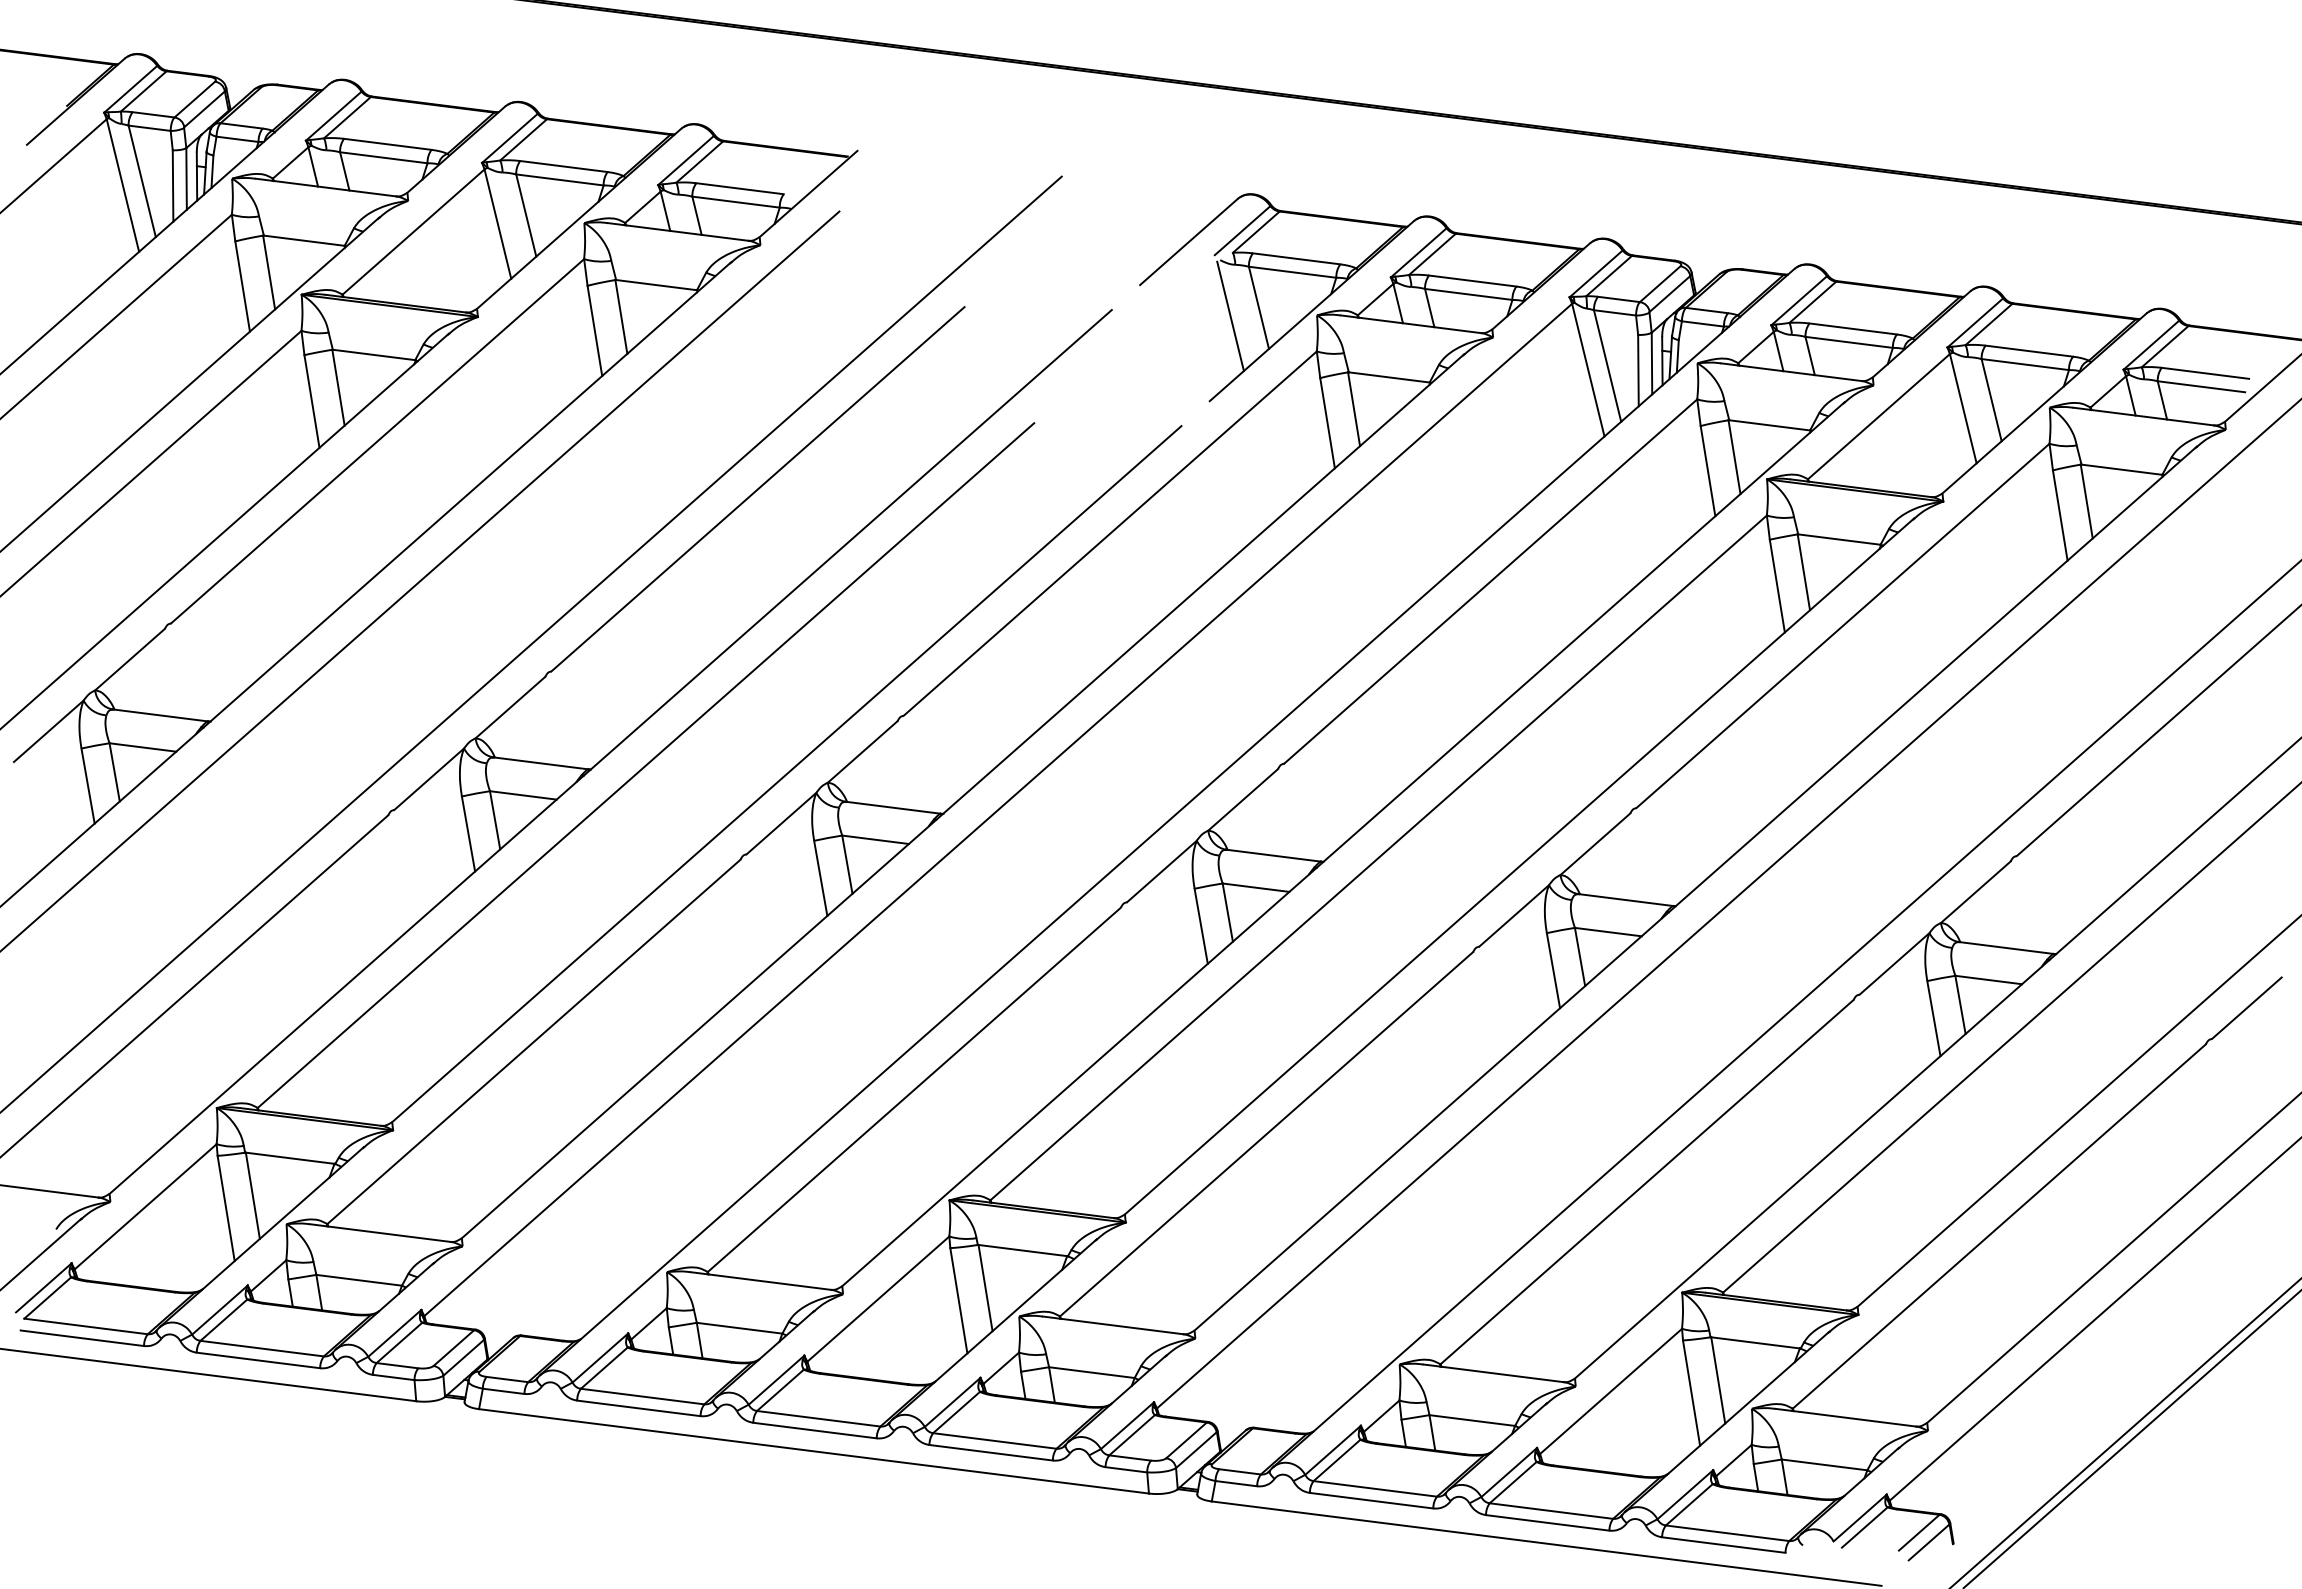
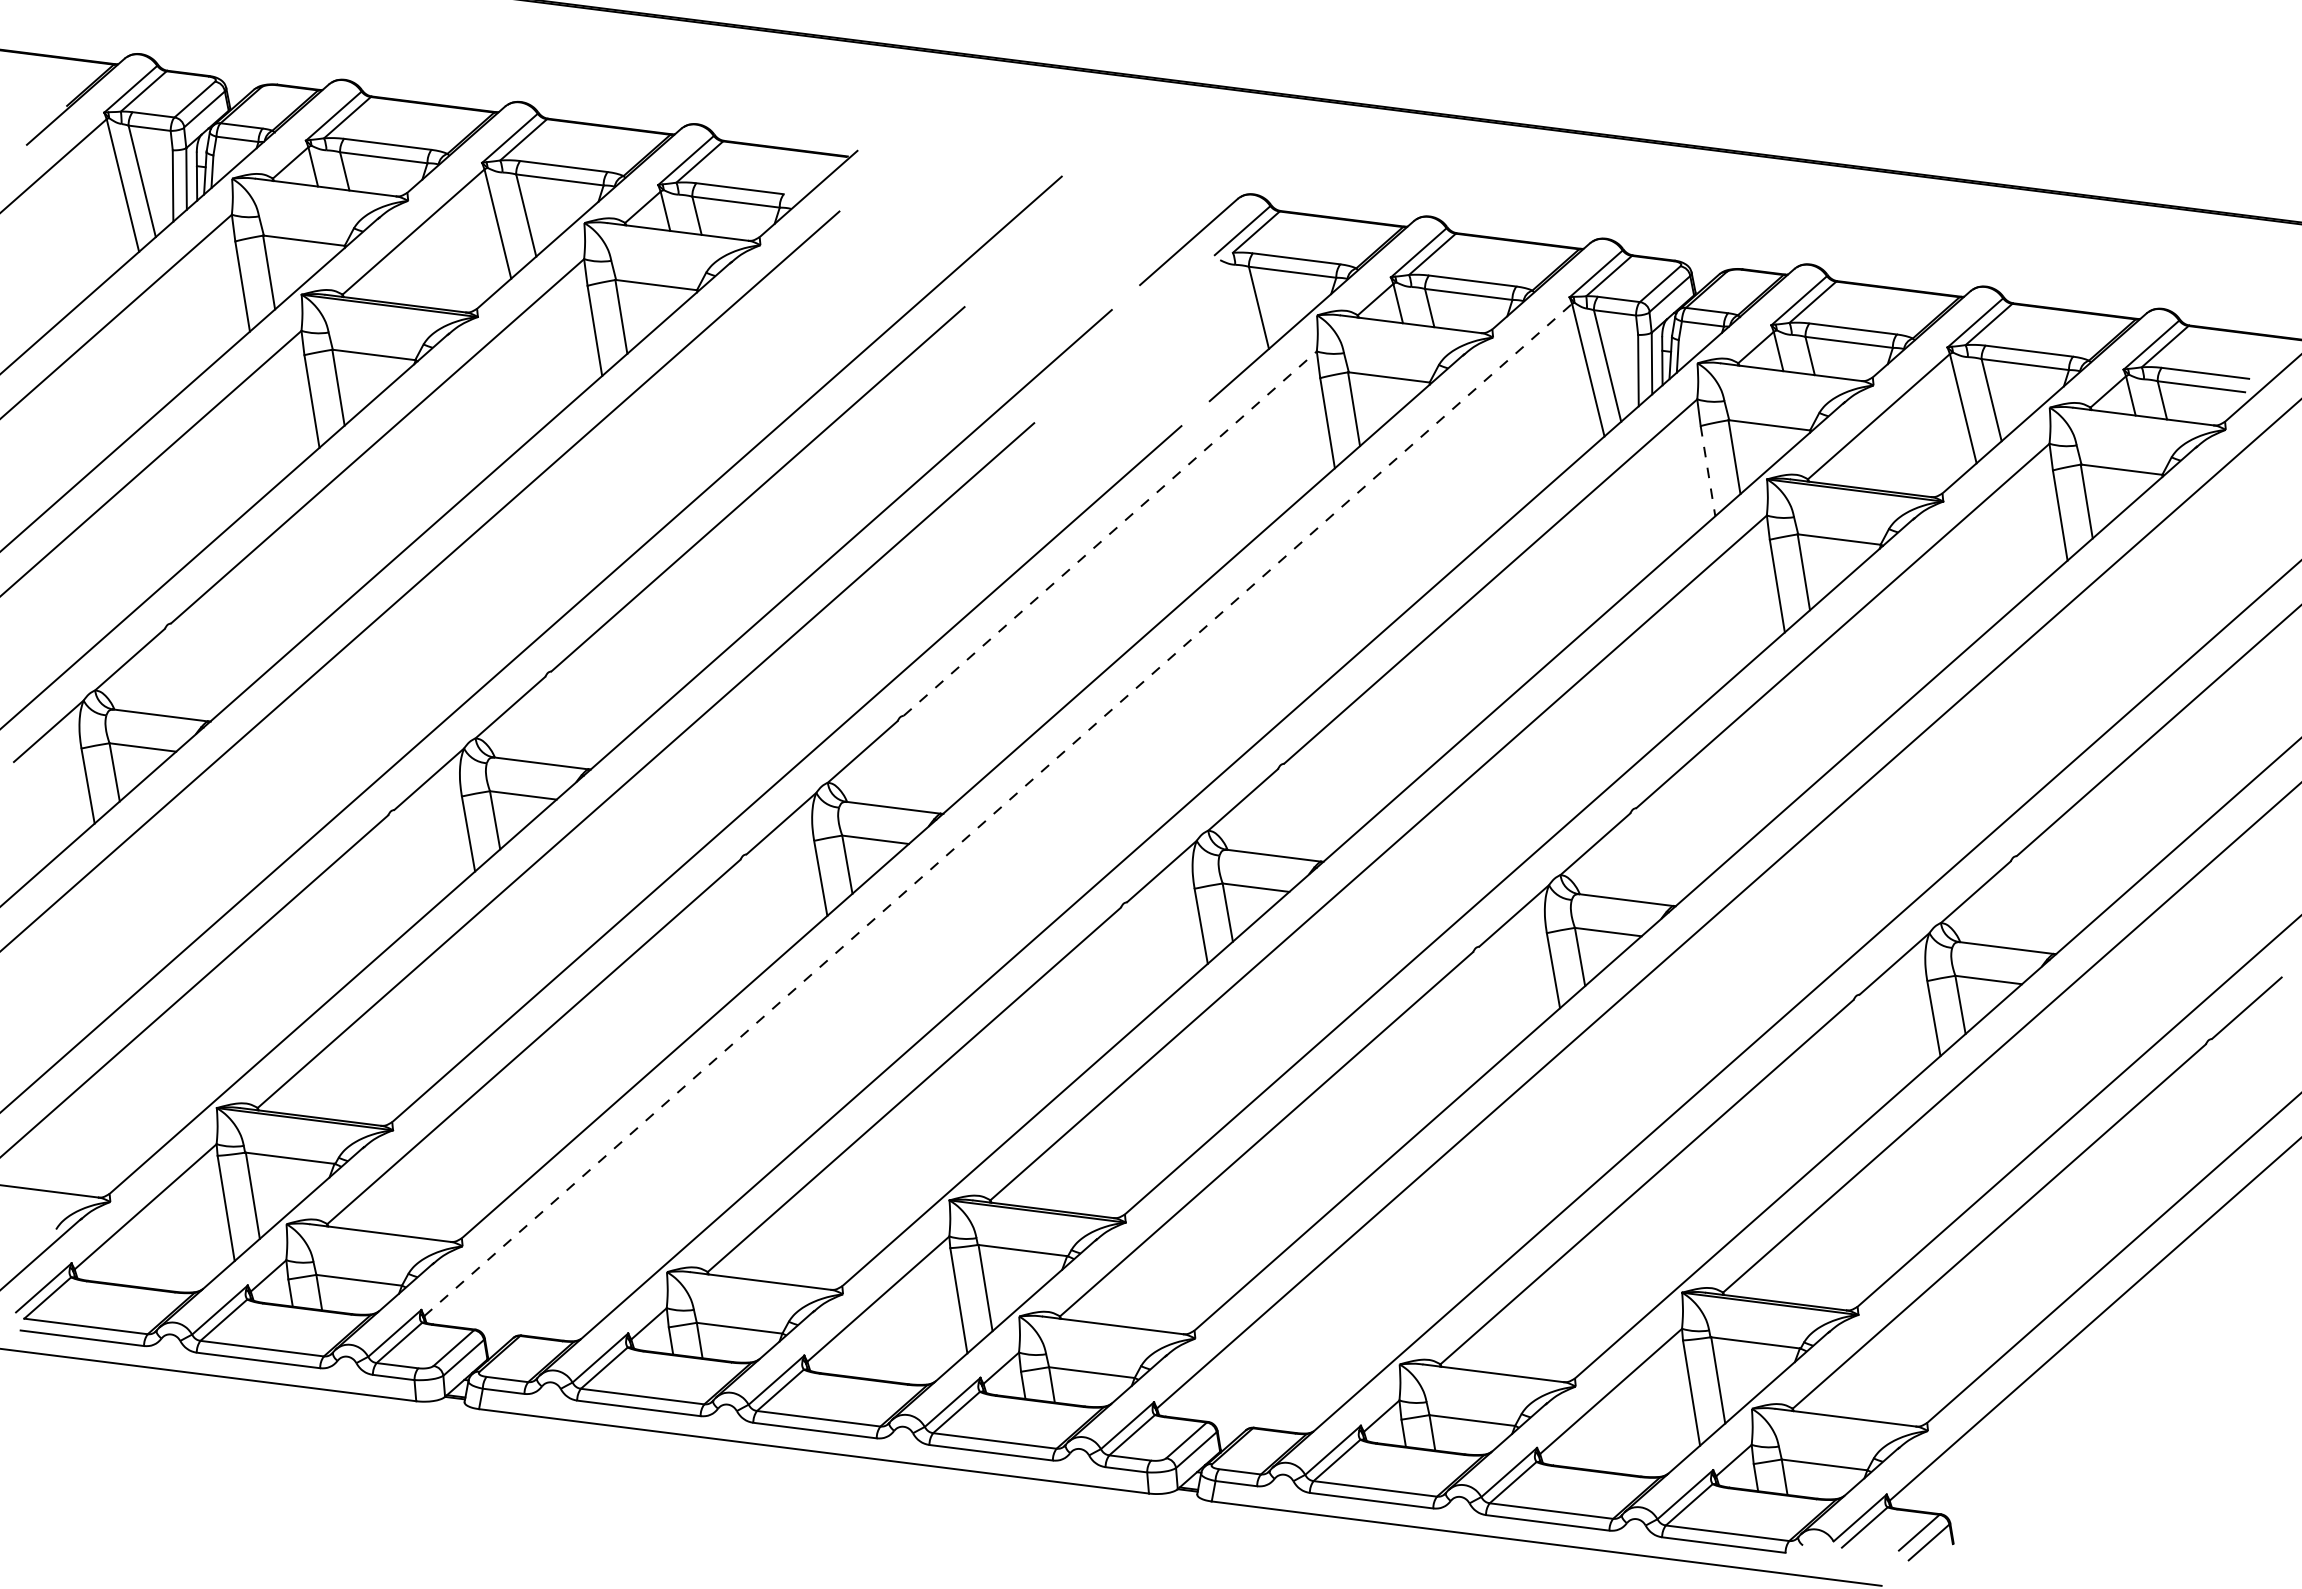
line: present -> none (1230, 316)
line: solid -> dashed (1708, 471)
line: solid -> dashed (1110, 533)
line: solid -> dashed (998, 809)
line: present -> none (2125, 1432)
line: present -> none (2132, 1438)
